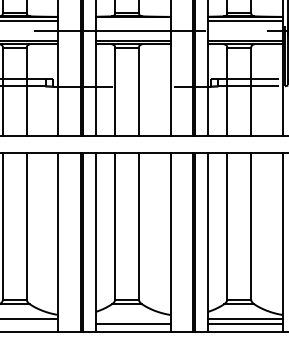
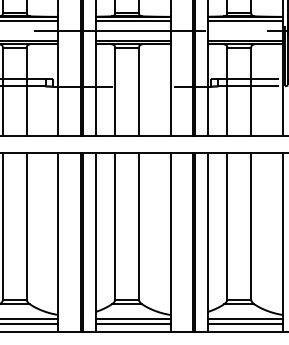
line: none -> present (132, 20)
line: none -> present (132, 319)
line: none -> present (30, 323)
